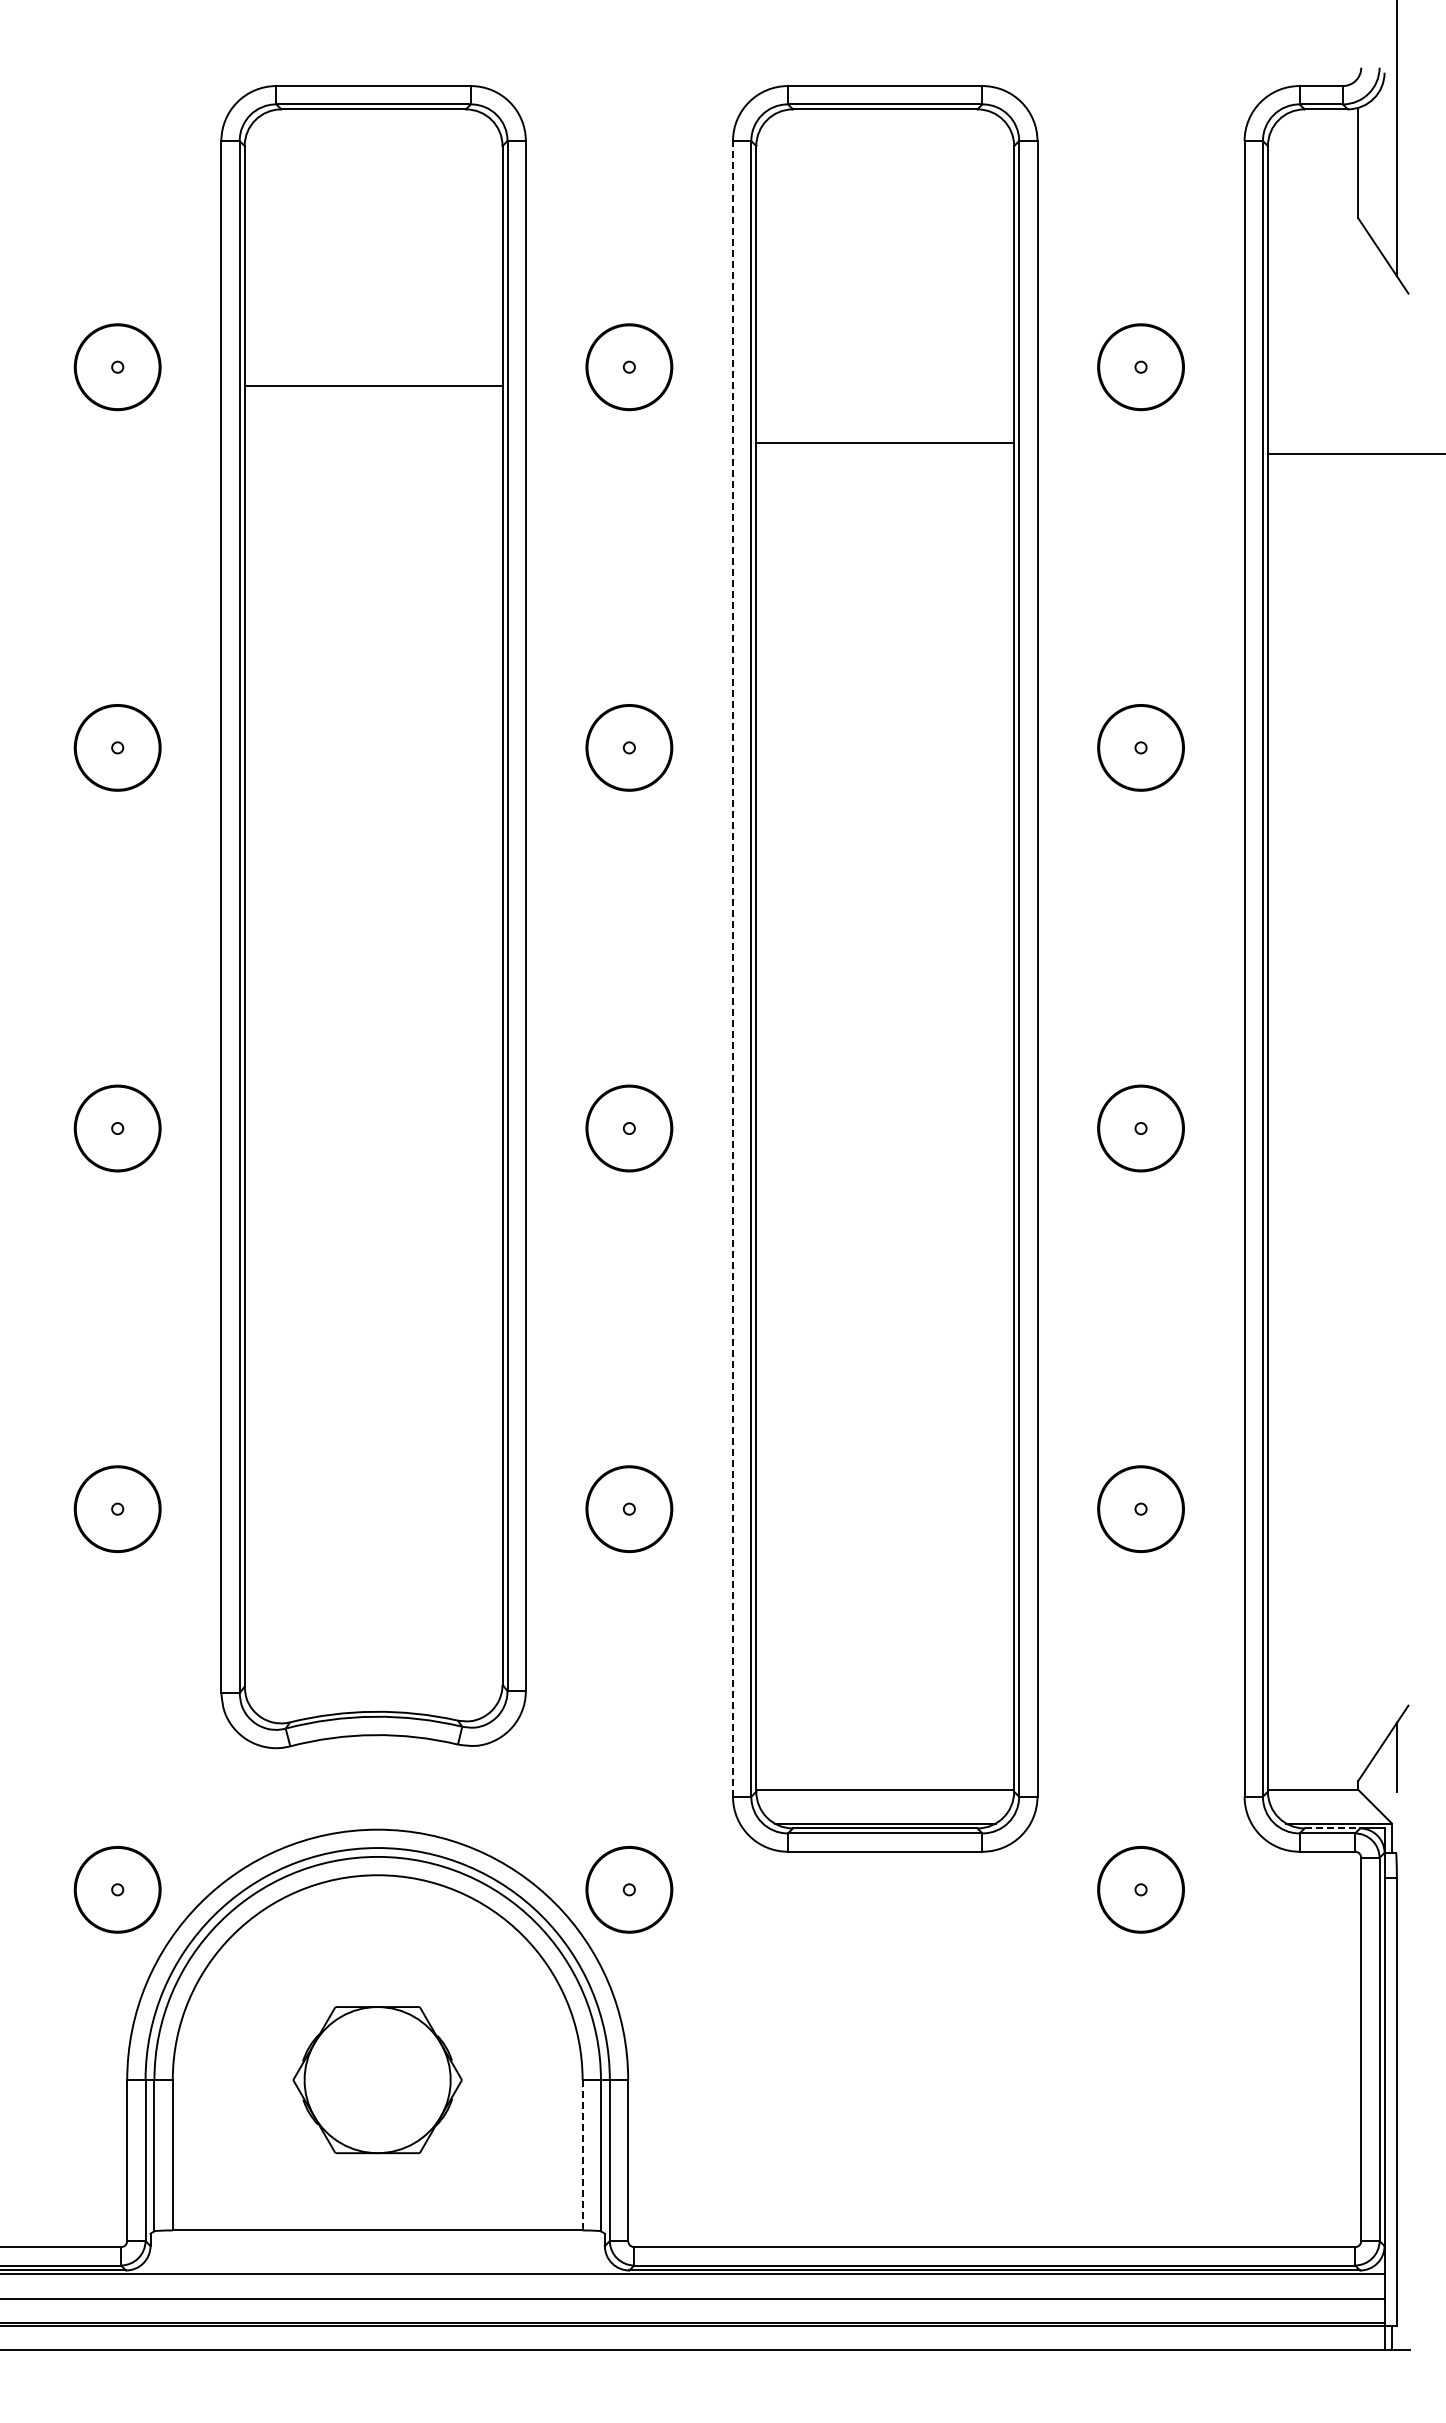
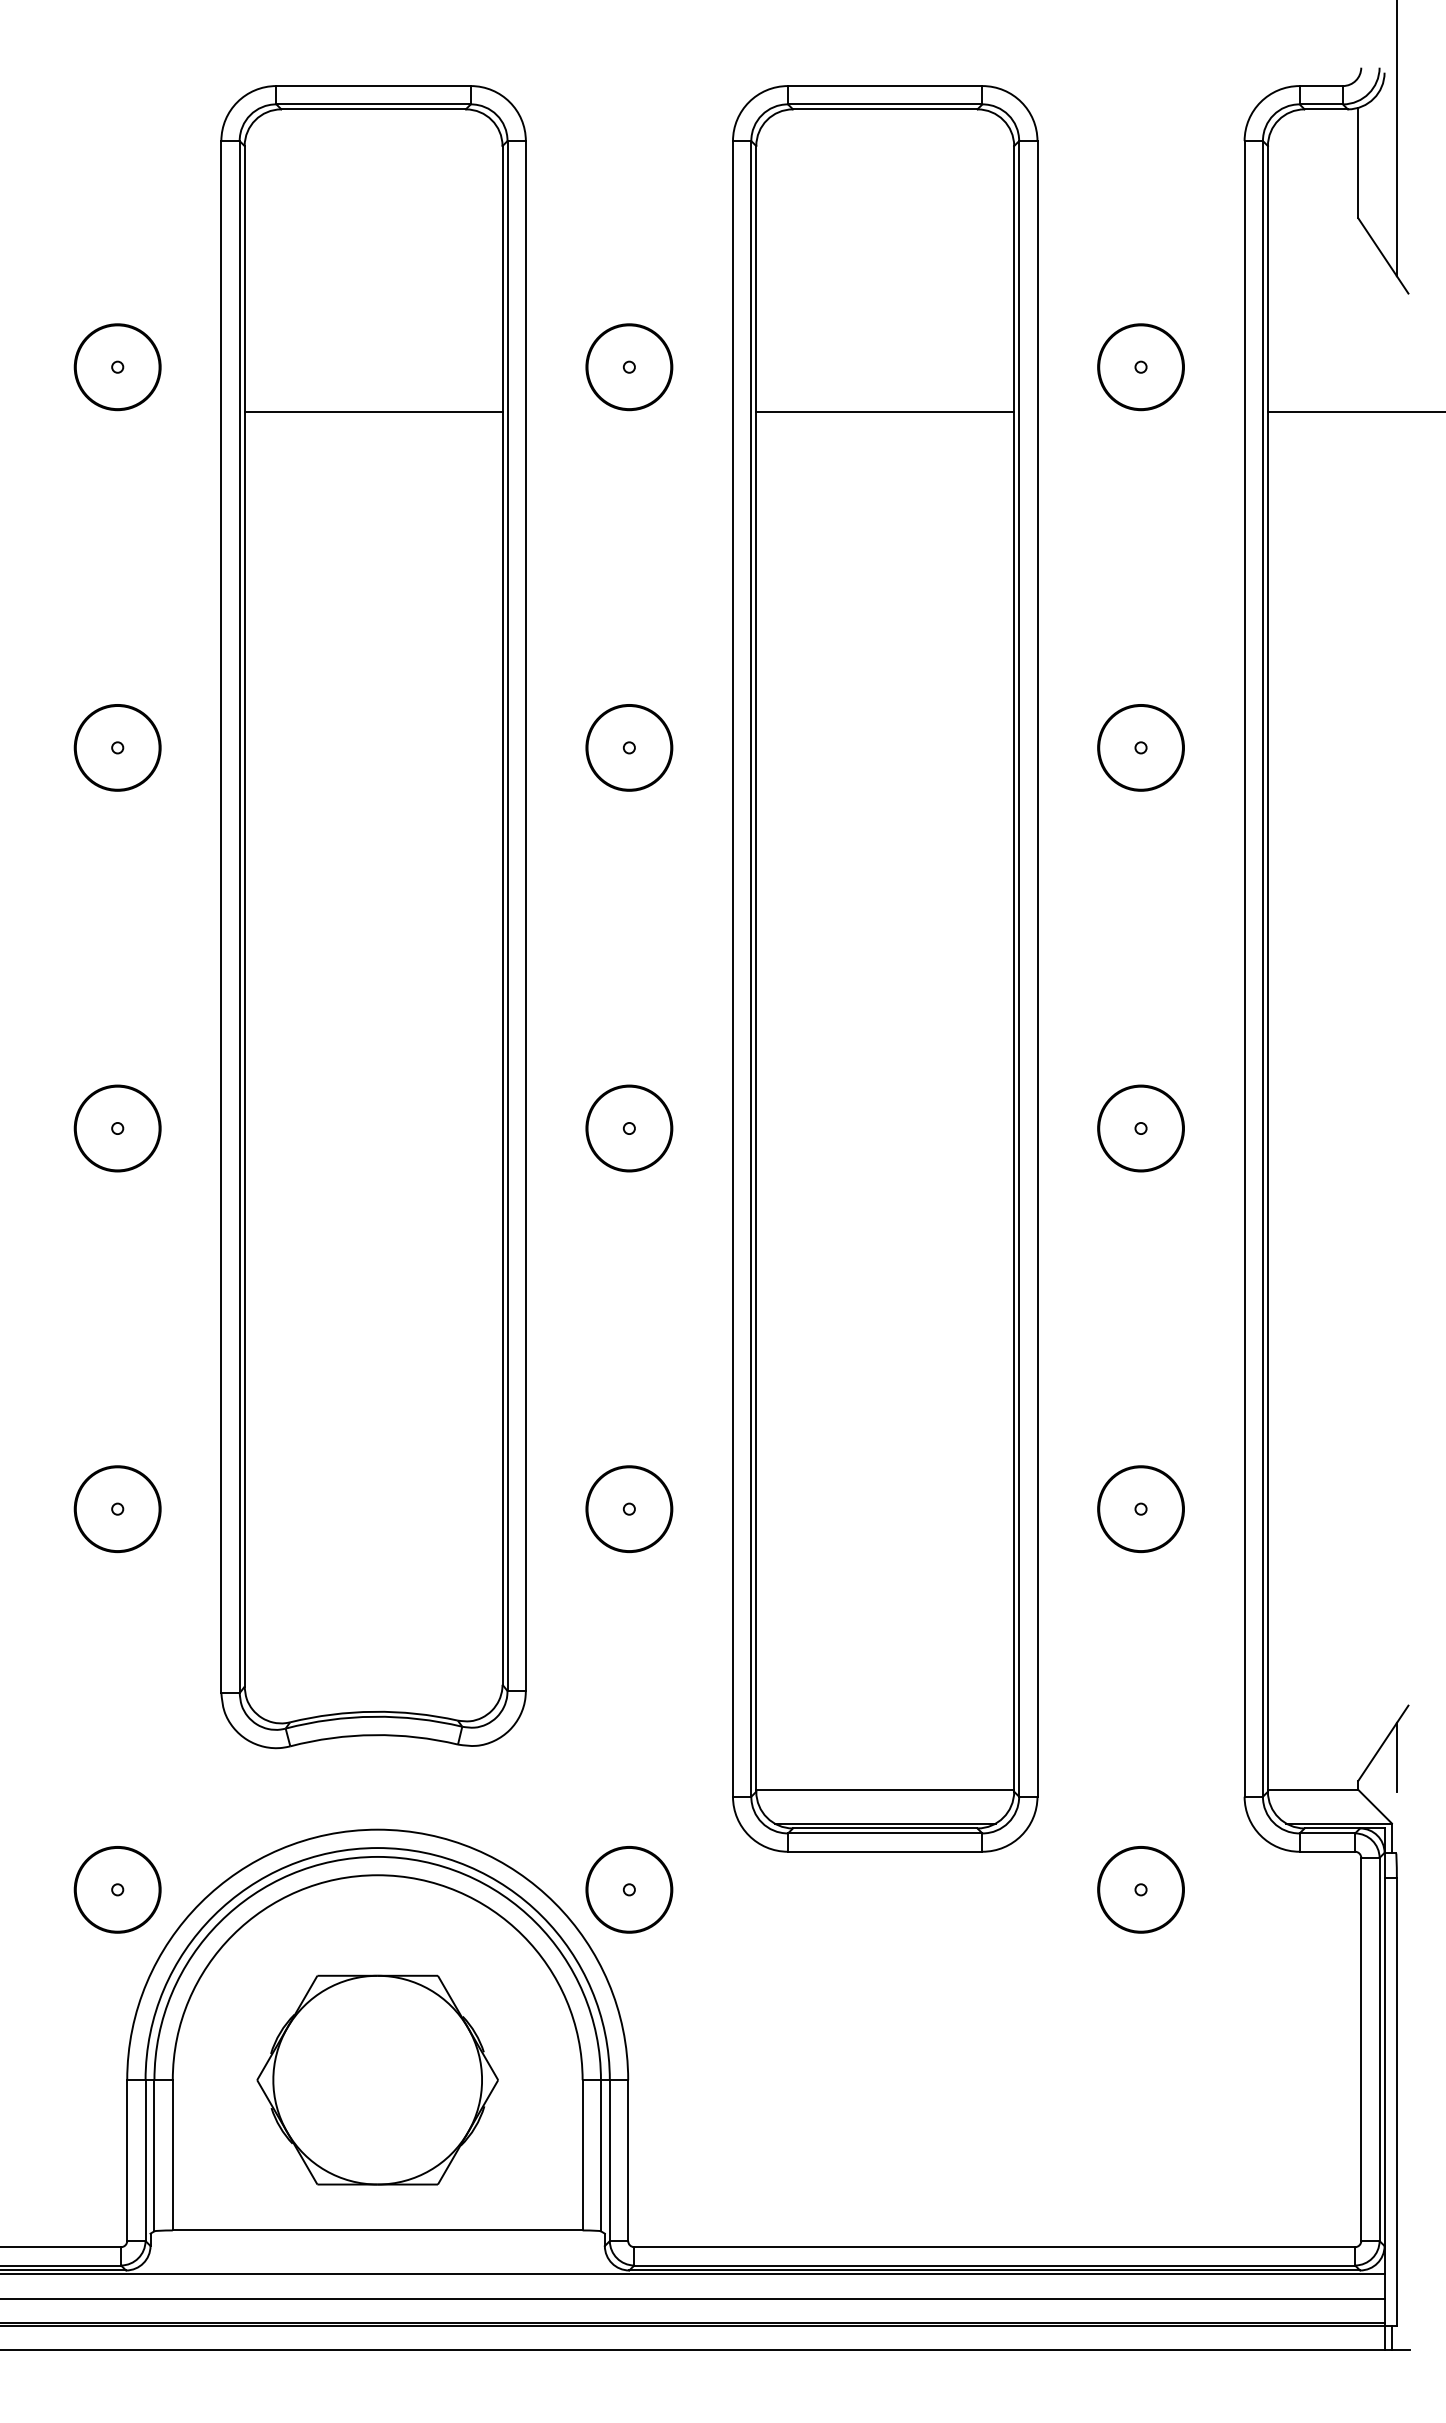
line position: (373, 385) -> (373, 411) (373, 411)
line position: (885, 442) -> (885, 411) (885, 411)
line position: (1354, 453) -> (1354, 411) (1354, 411)
line: dashed -> solid (732, 968)
line: dashed -> solid (1332, 1828)
part size: 171x149 px -> 243x212 px (377, 2079)
line: dashed -> solid (582, 2154)
